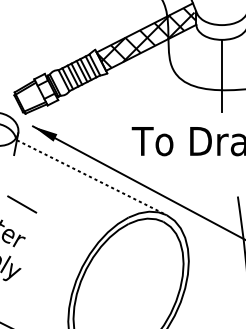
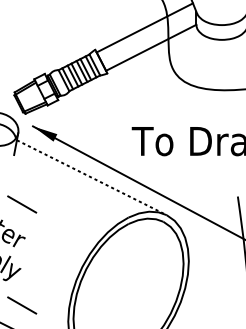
hatch: present -> none (146, 37)
line: present -> none (222, 75)
line: none -> present (22, 305)
